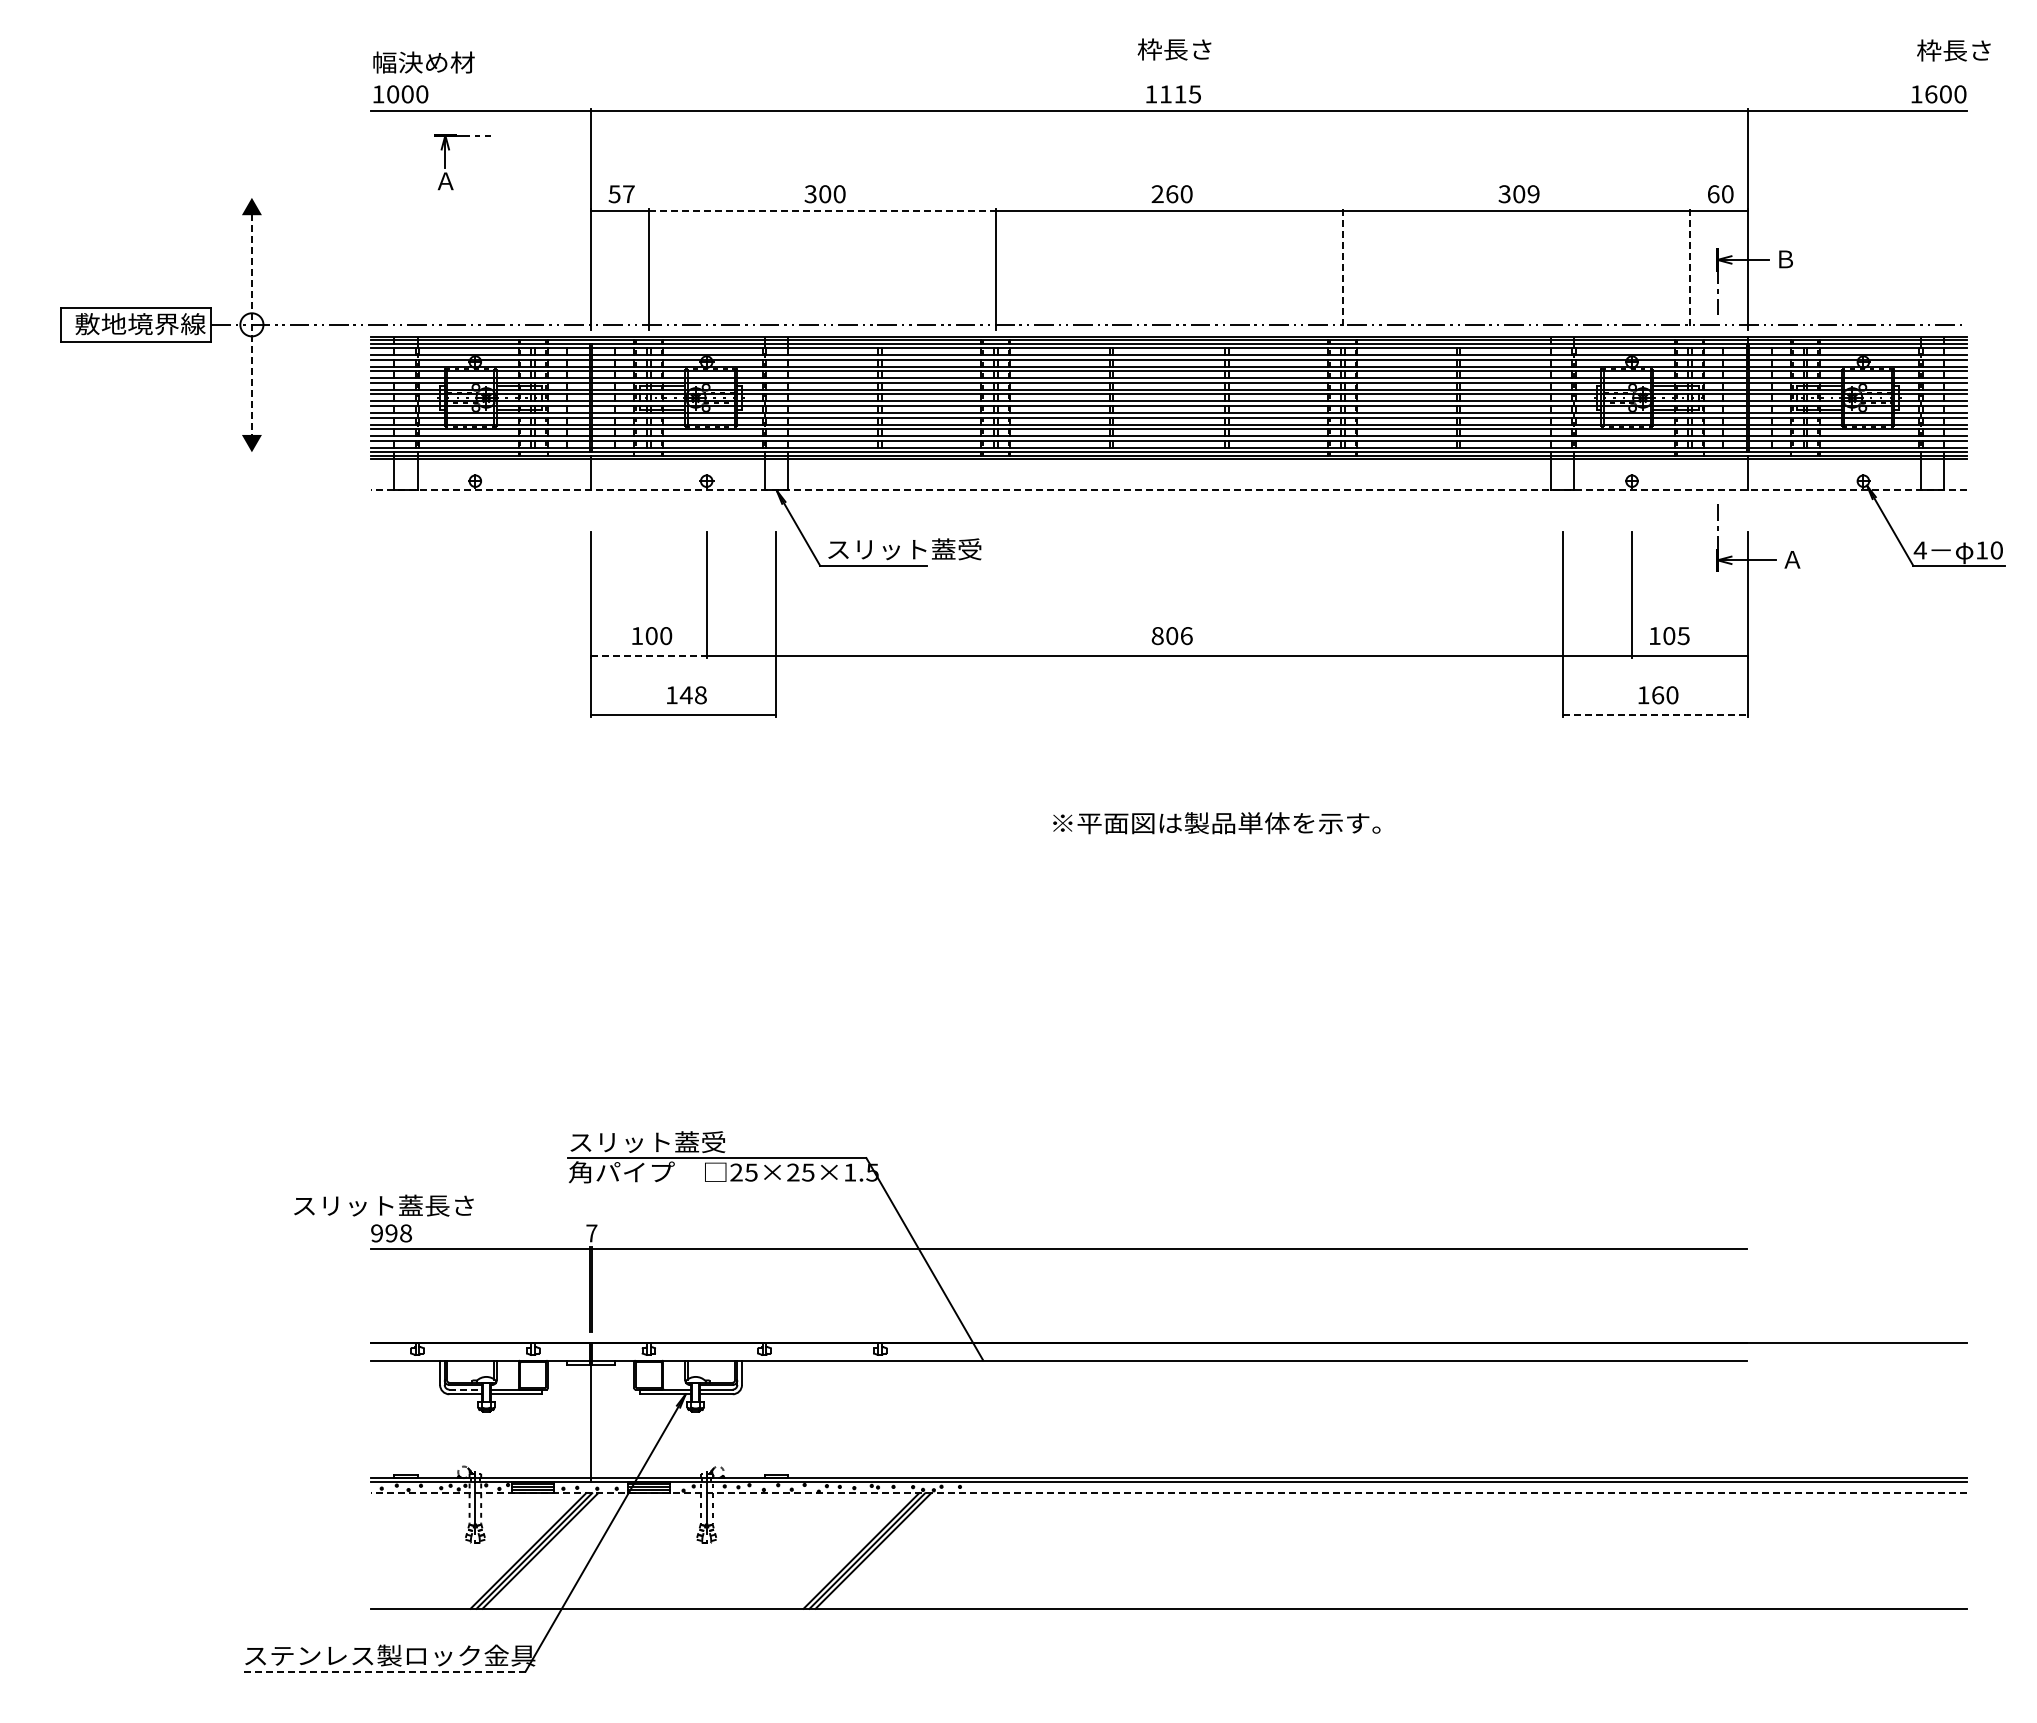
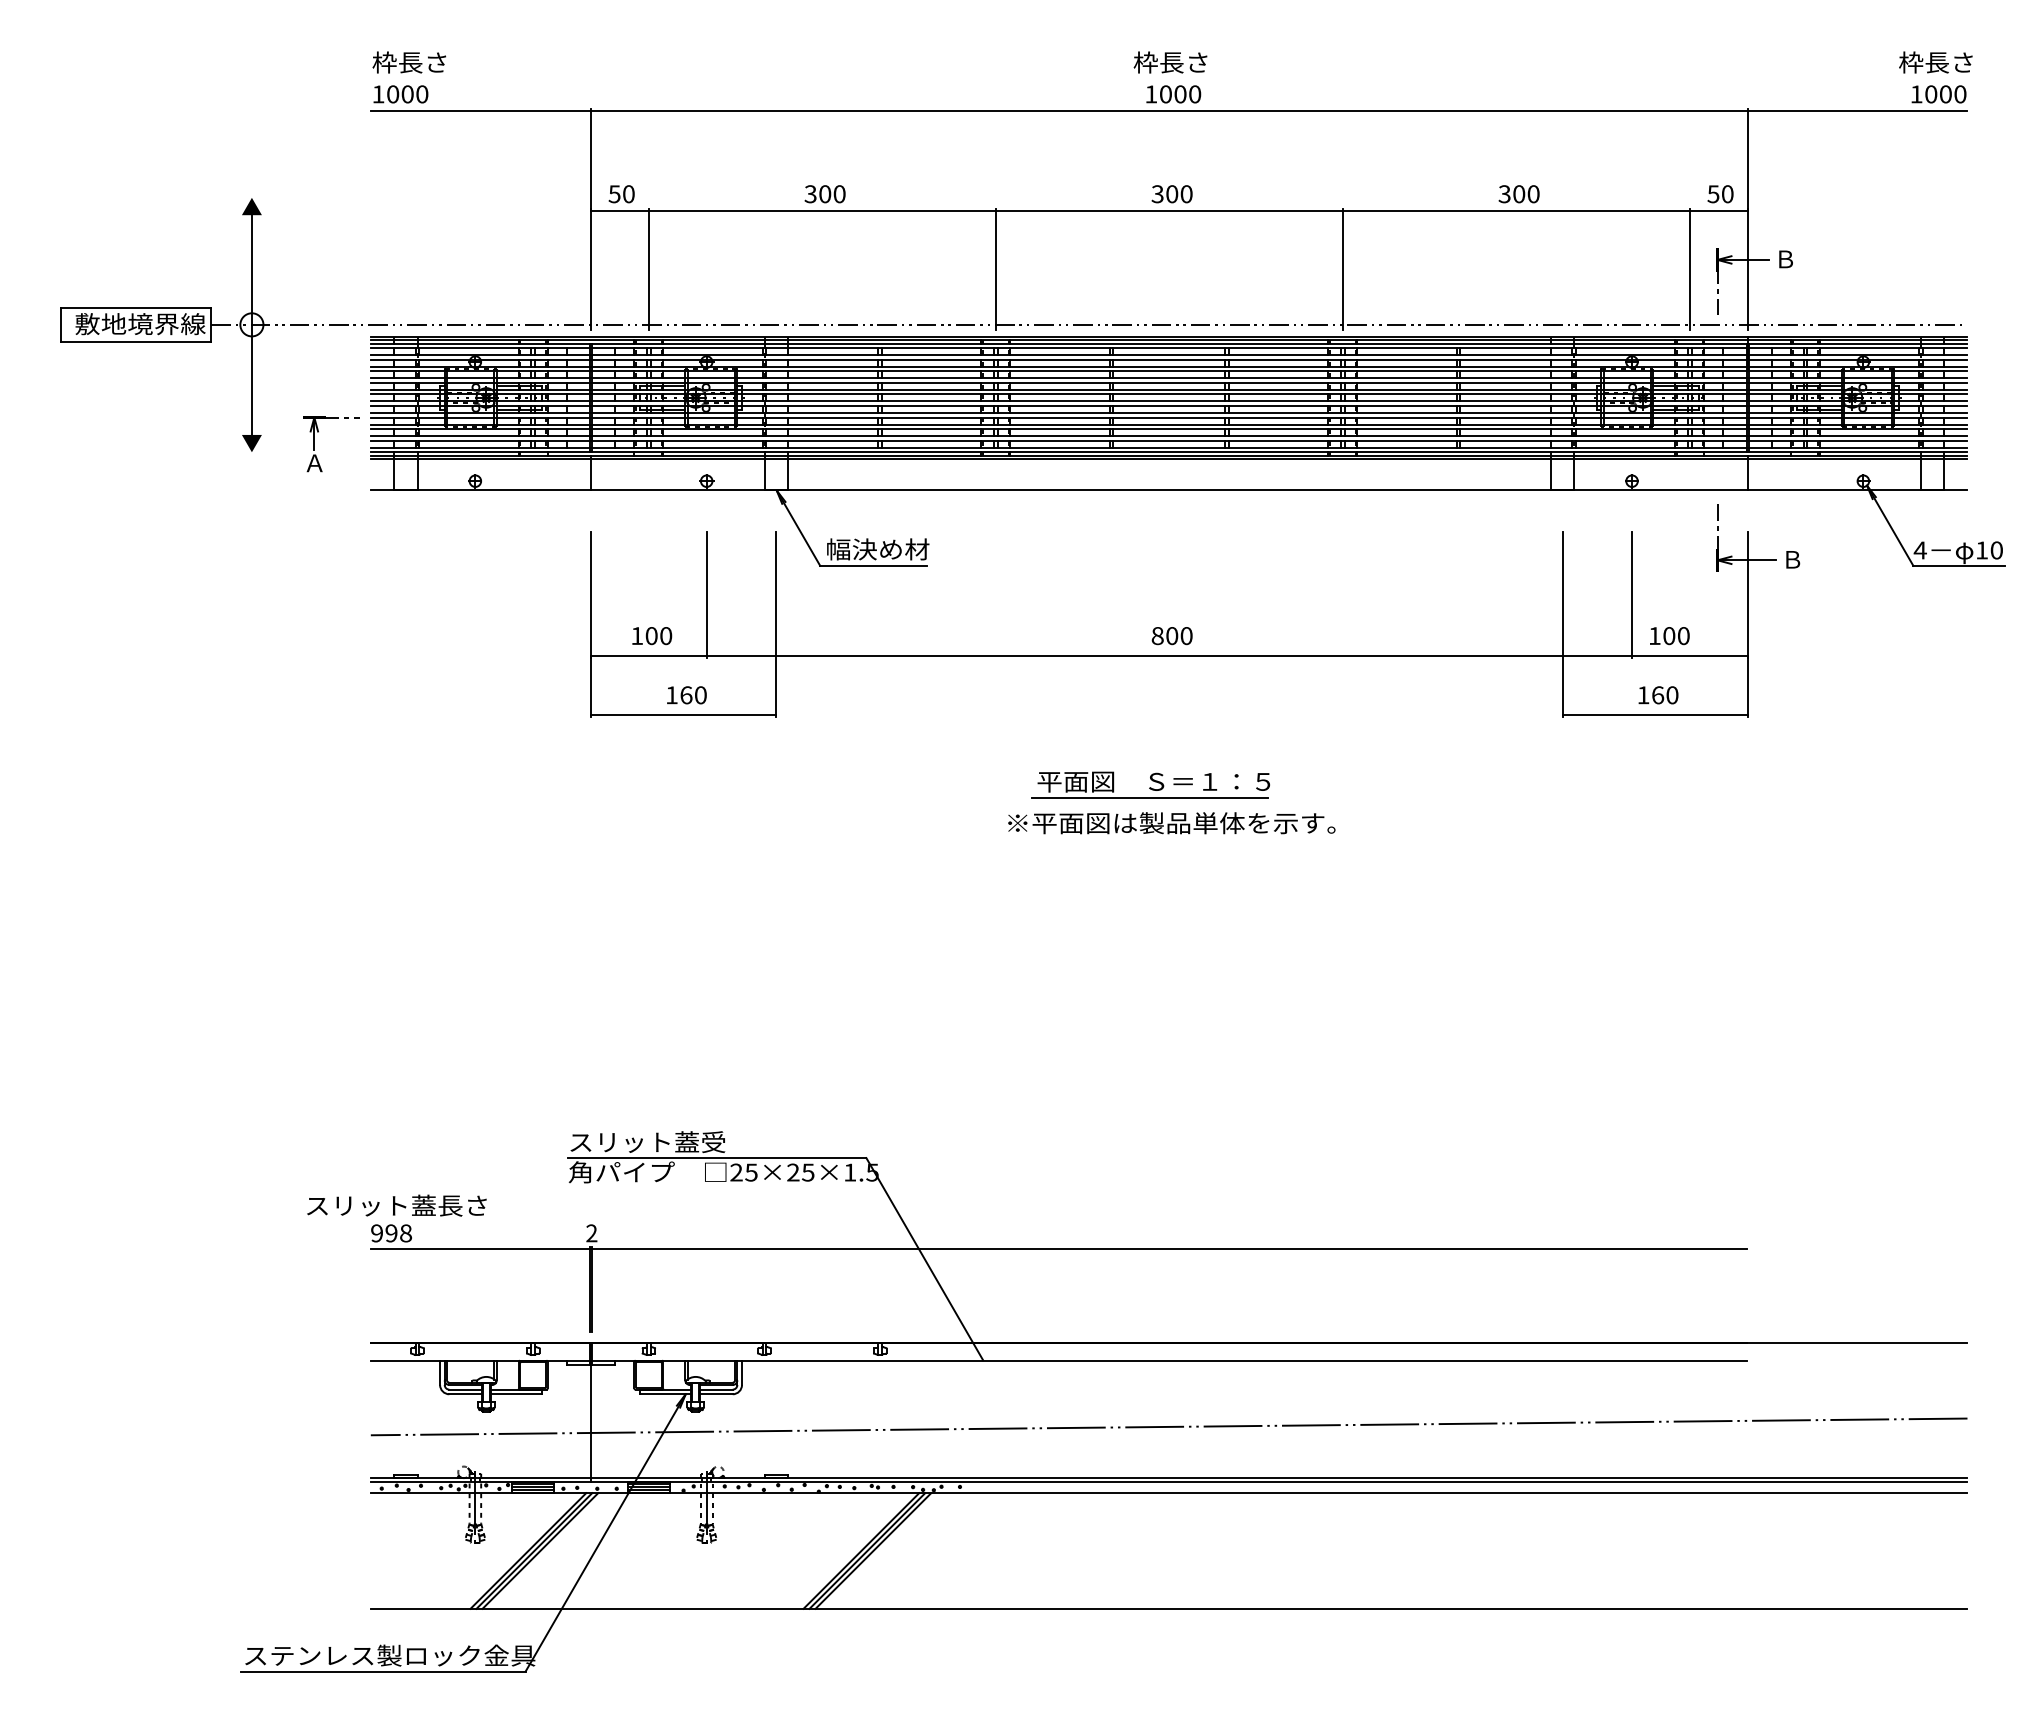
text position: (1174, 49) -> (1170, 62) (1170, 62)
text position: (1953, 50) -> (1935, 62) (1935, 62)
text: 幅決め材 -> 枠長さ (423, 62)
text: 1115 -> 1000 (1180, 94)
text: 1600 -> 1000 (1931, 94)
part position: (445, 162) -> (314, 444) (314, 444)
text: 57 -> 50 (628, 194)
text: 260 -> 300 (1164, 194)
text: 309 -> 300 (1533, 194)
text: 60 -> 50 (1713, 194)
line: dashed -> solid (822, 210)
line: dashed -> solid (1342, 269)
line: dashed -> solid (1689, 269)
line: dashed -> solid (251, 325)
line: dashed -> solid (1168, 490)
text: スリット蓋受 -> 幅決め材 (904, 549)
text: Ａ -> Ｂ (1792, 559)
text: 806 -> 800 (1186, 635)
text: 105 -> 100 (1683, 635)
line: dashed -> solid (648, 655)
text: 148 -> 160 (692, 695)
line: dashed -> solid (1655, 714)
part: none -> present (1150, 784)
text position: (1216, 823) -> (1171, 823) (1171, 823)
text position: (383, 1205) -> (396, 1205) (396, 1205)
text: 7 -> 2 (591, 1233)
line: dashed -> solid (466, 1389)
line: none -> present (1168, 1426)
line: dashed -> solid (1168, 1493)
line: dashed -> solid (383, 1671)
